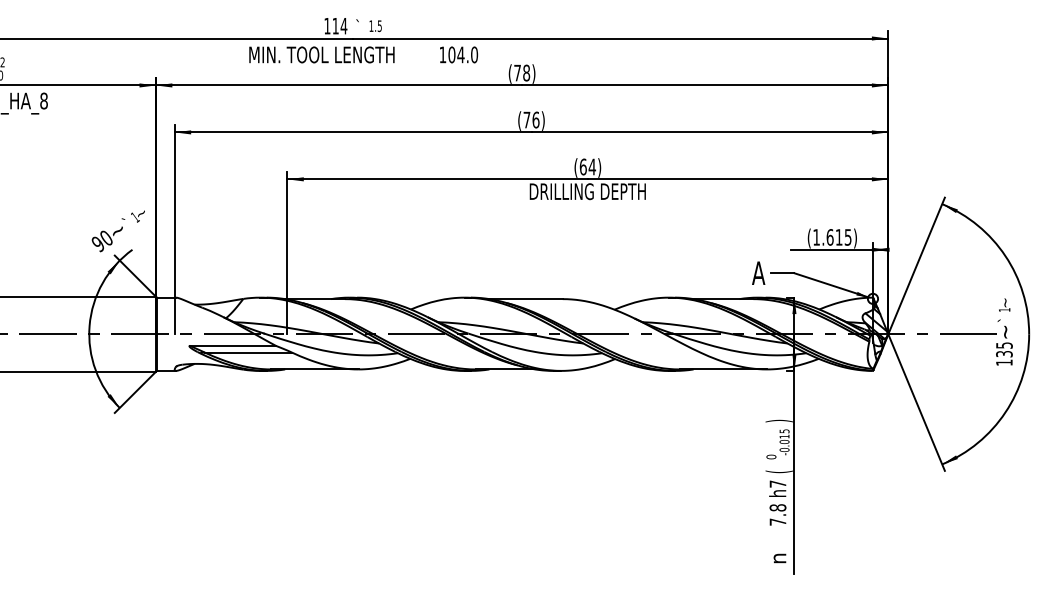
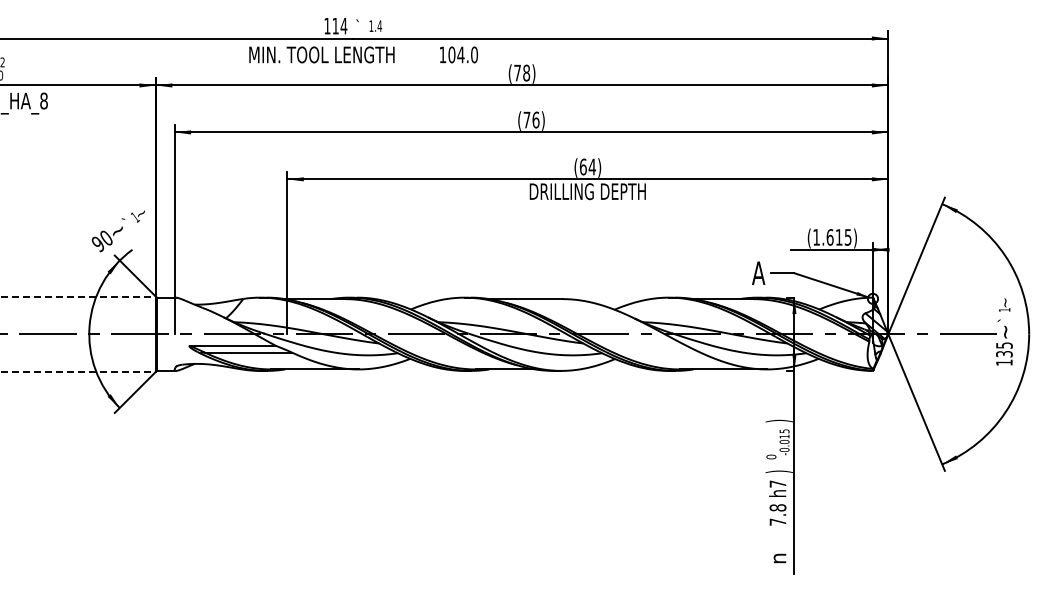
text: 1.5 -> 1.4 (379, 26)
line: solid -> dashed (78, 296)
line: solid -> dashed (78, 371)
text: ( -> ) (778, 471)
